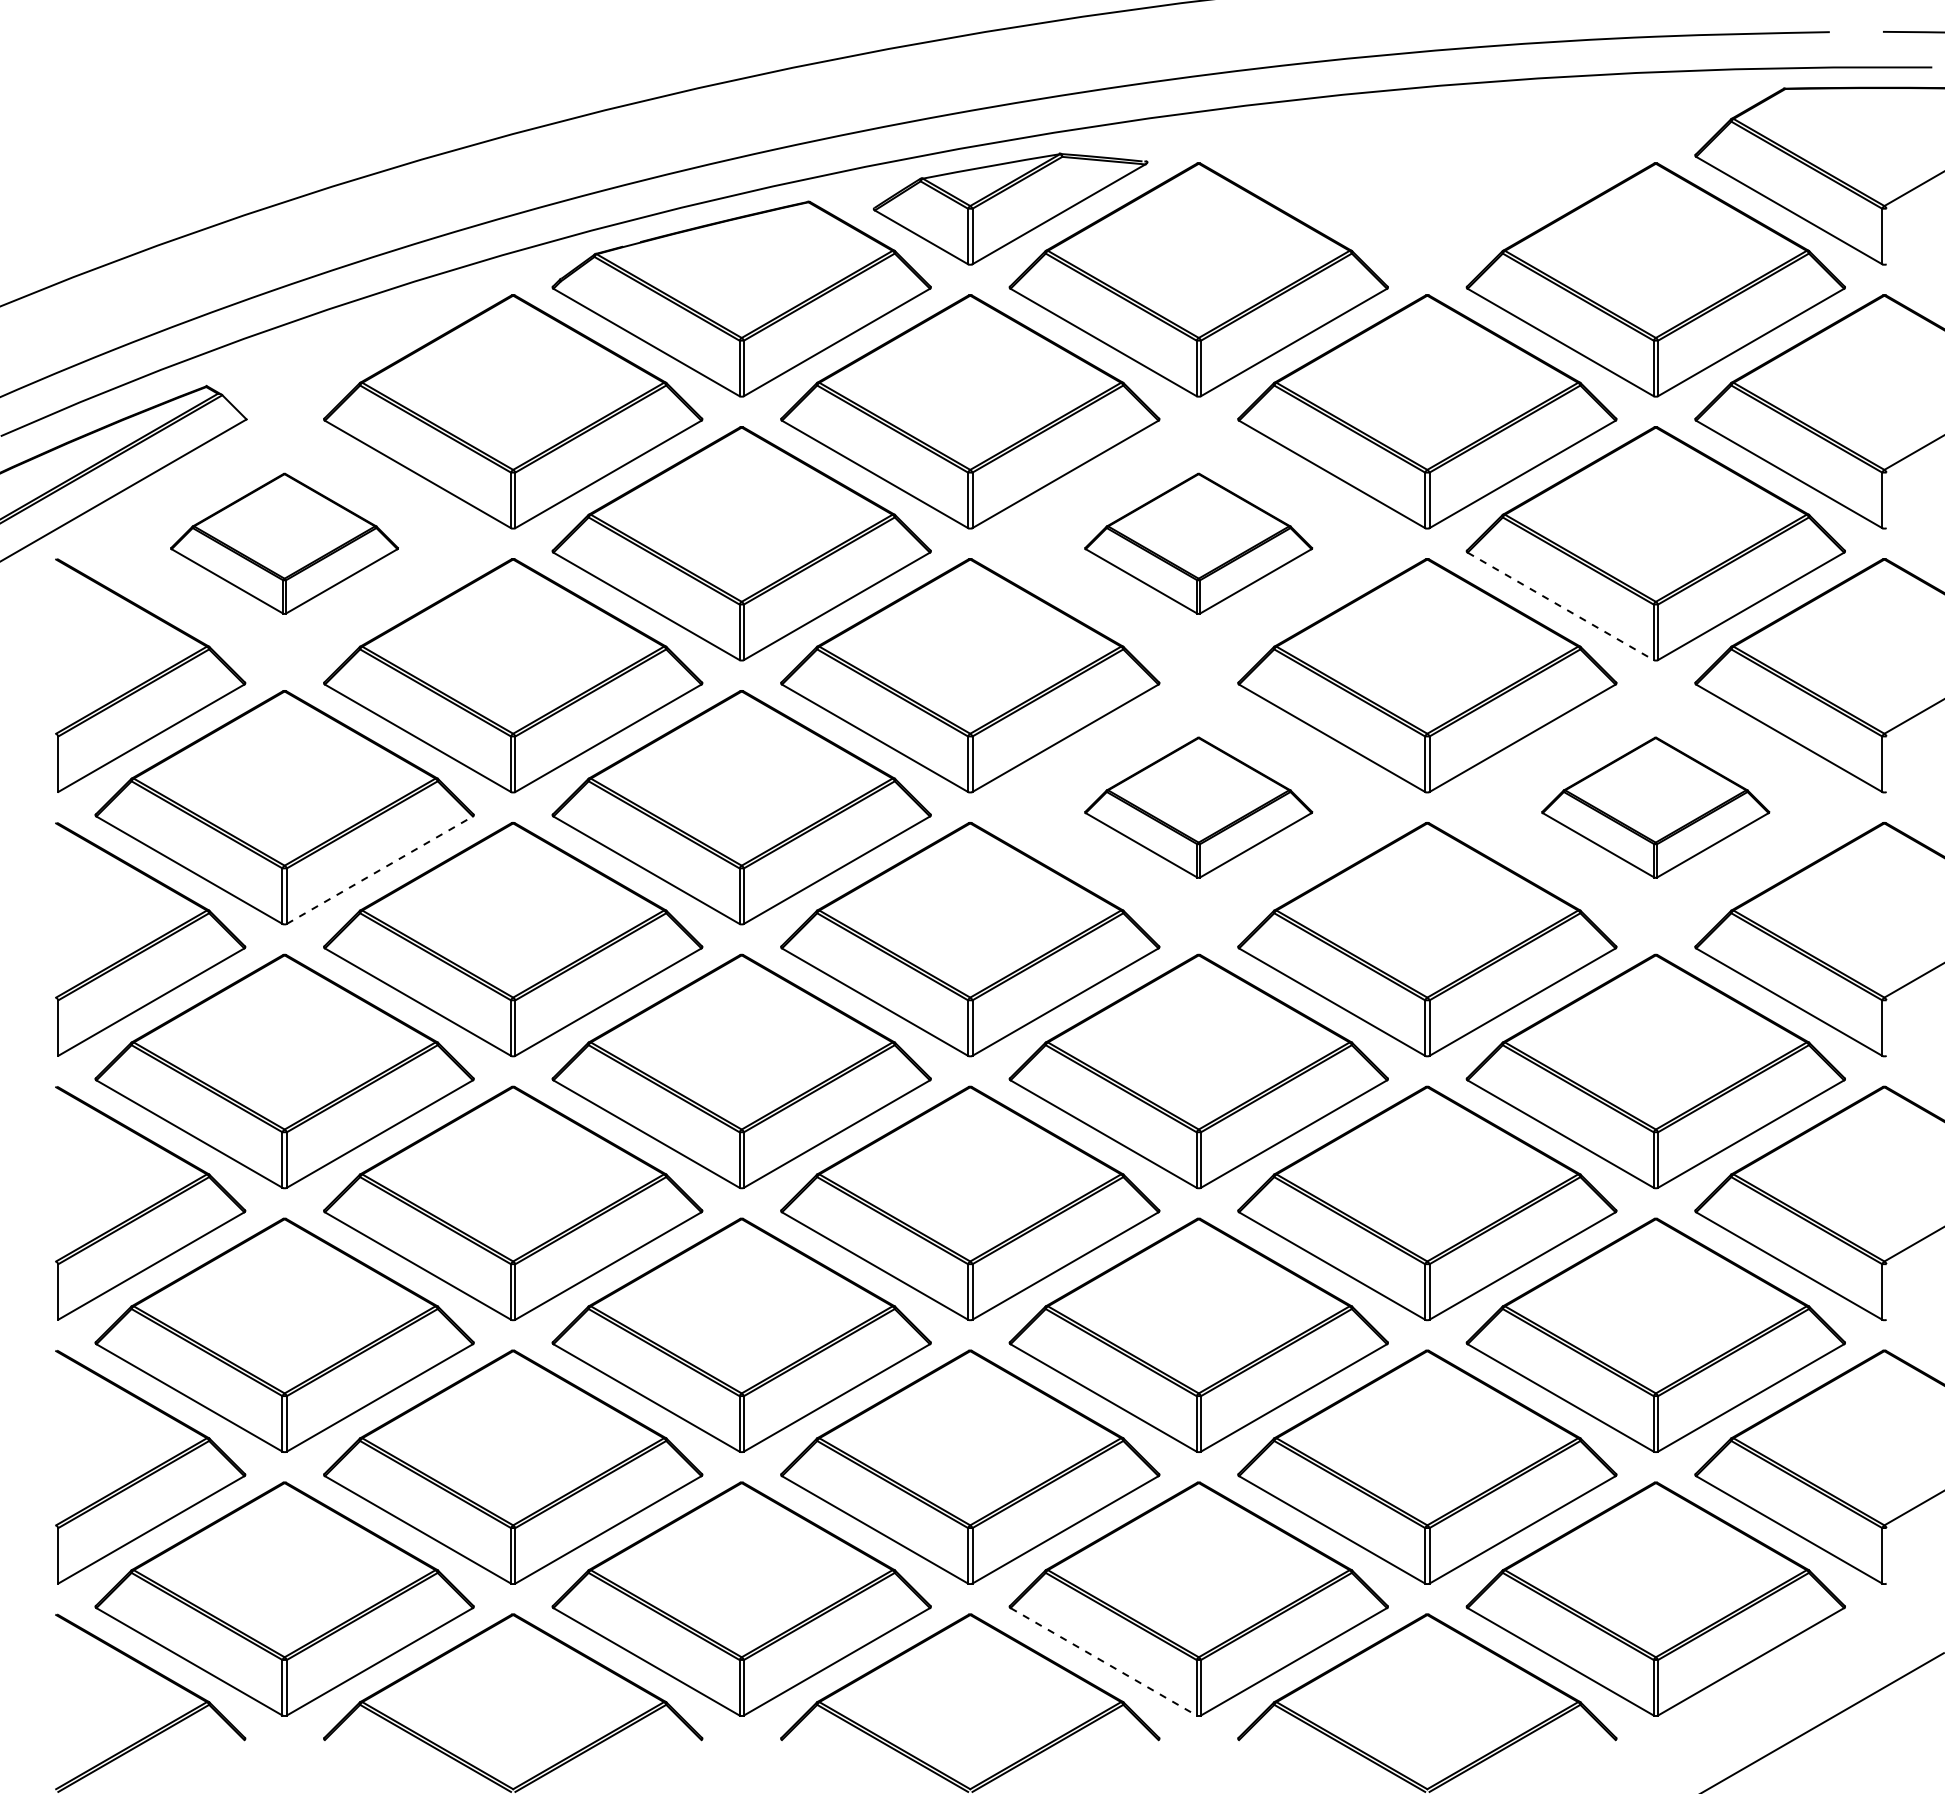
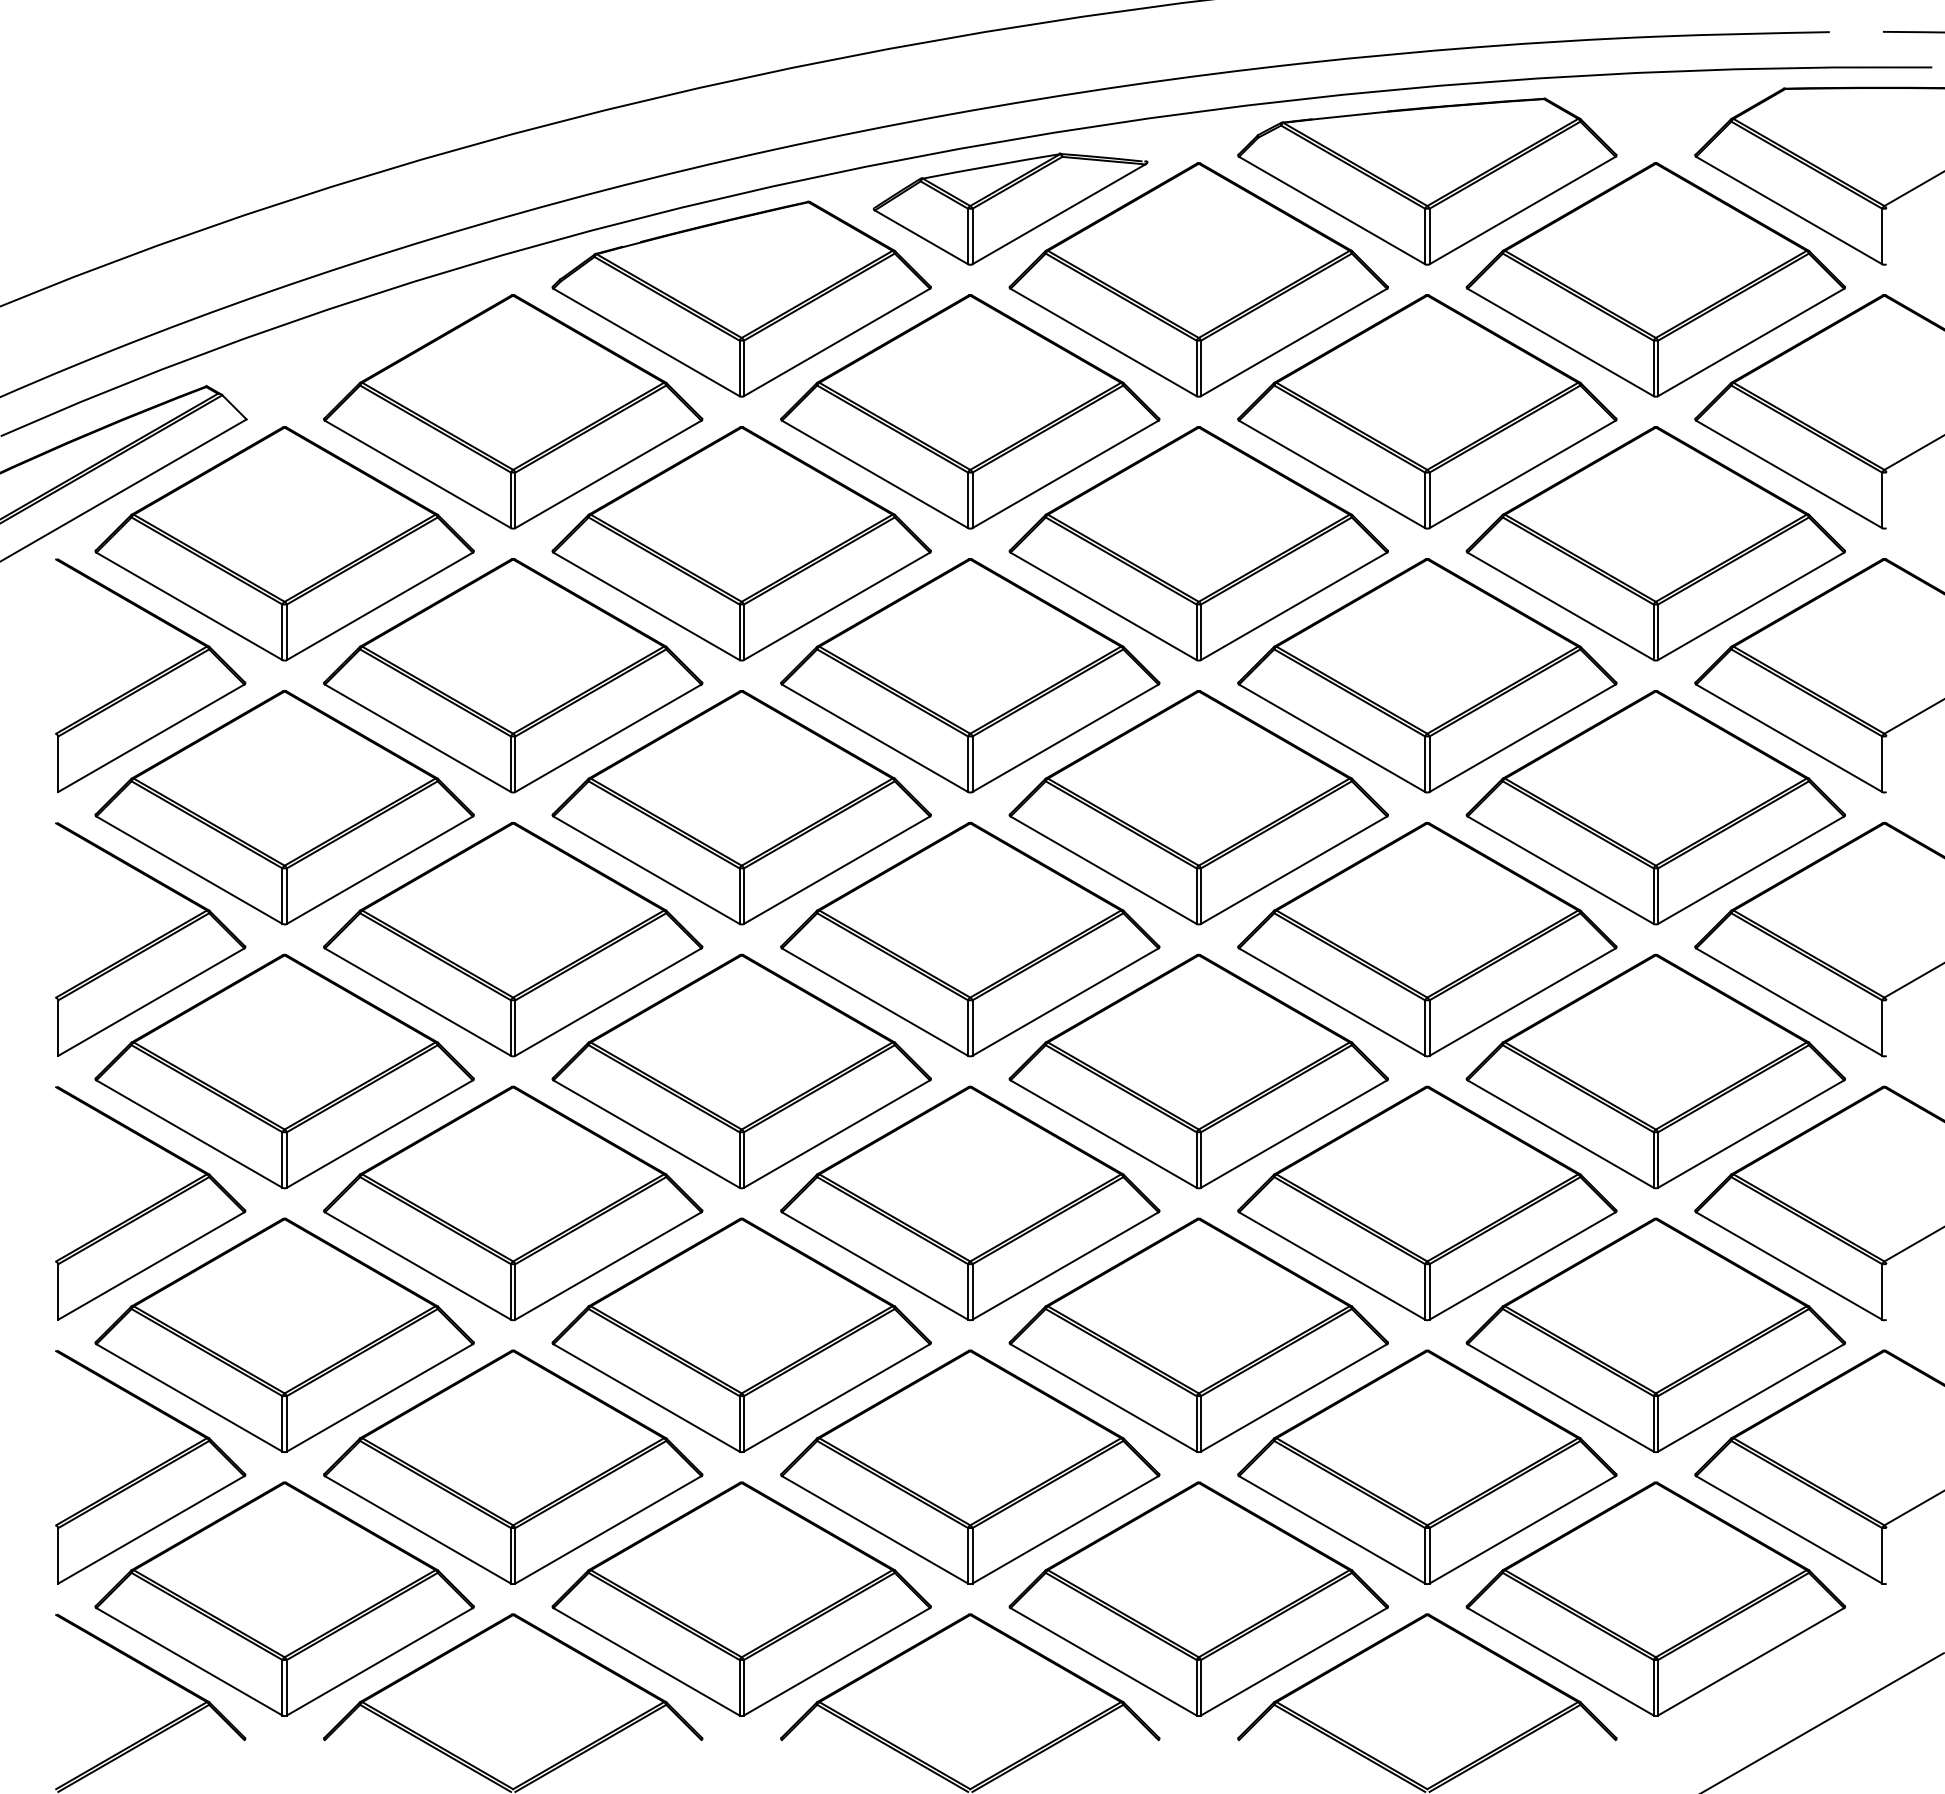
part: none -> present (1427, 181)
part size: 229x143 px -> 381x236 px (284, 543)
part size: 230x143 px -> 381x236 px (1198, 543)
line: dashed -> solid (1561, 606)
part size: 230x143 px -> 381x236 px (1198, 807)
part size: 230x143 px -> 381x236 px (1655, 807)
line: dashed -> solid (380, 869)
line: dashed -> solid (1104, 1662)
